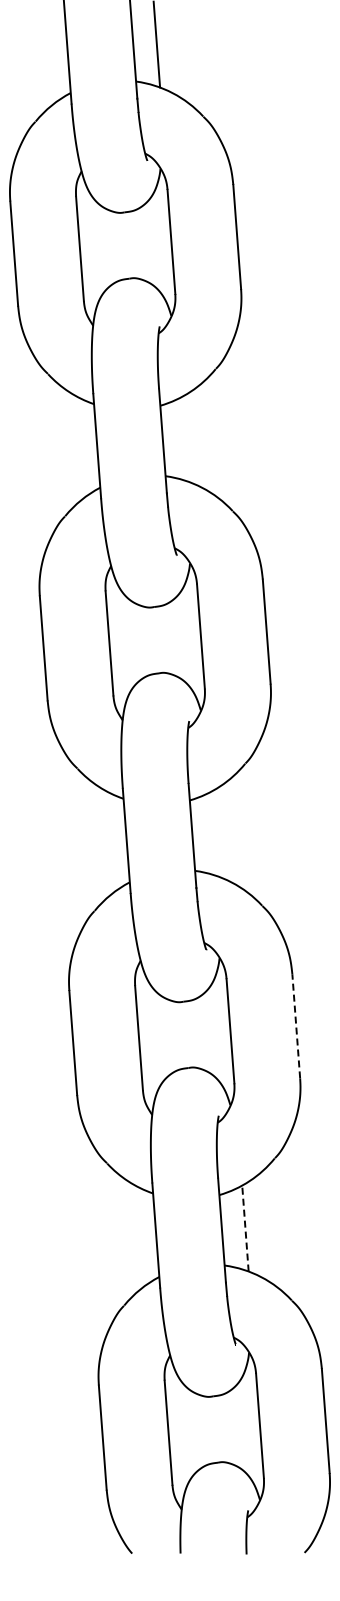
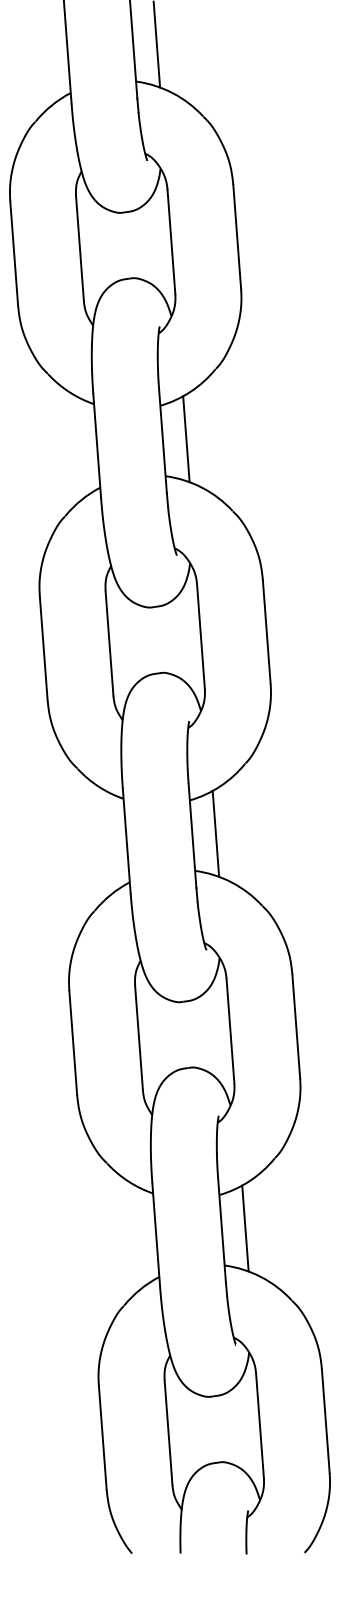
line: none -> present (186, 439)
line: none -> present (215, 833)
line: dashed -> solid (296, 1025)
line: dashed -> solid (245, 1228)
